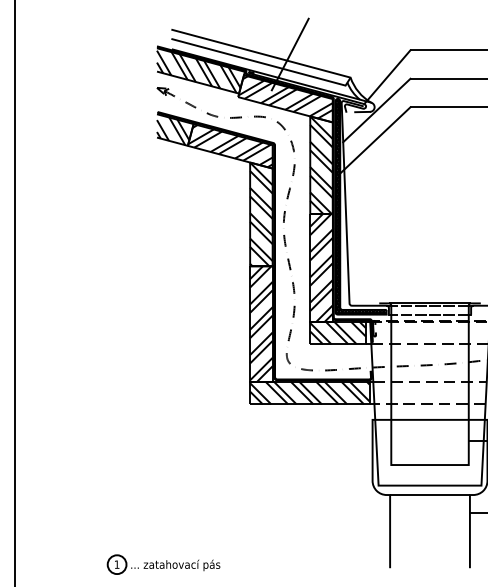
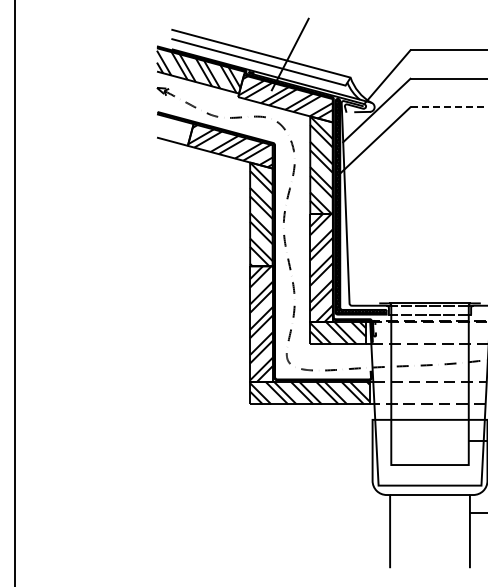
line: solid -> dashed (449, 107)
hatch: present -> none (173, 131)
part: present -> none (163, 564)
